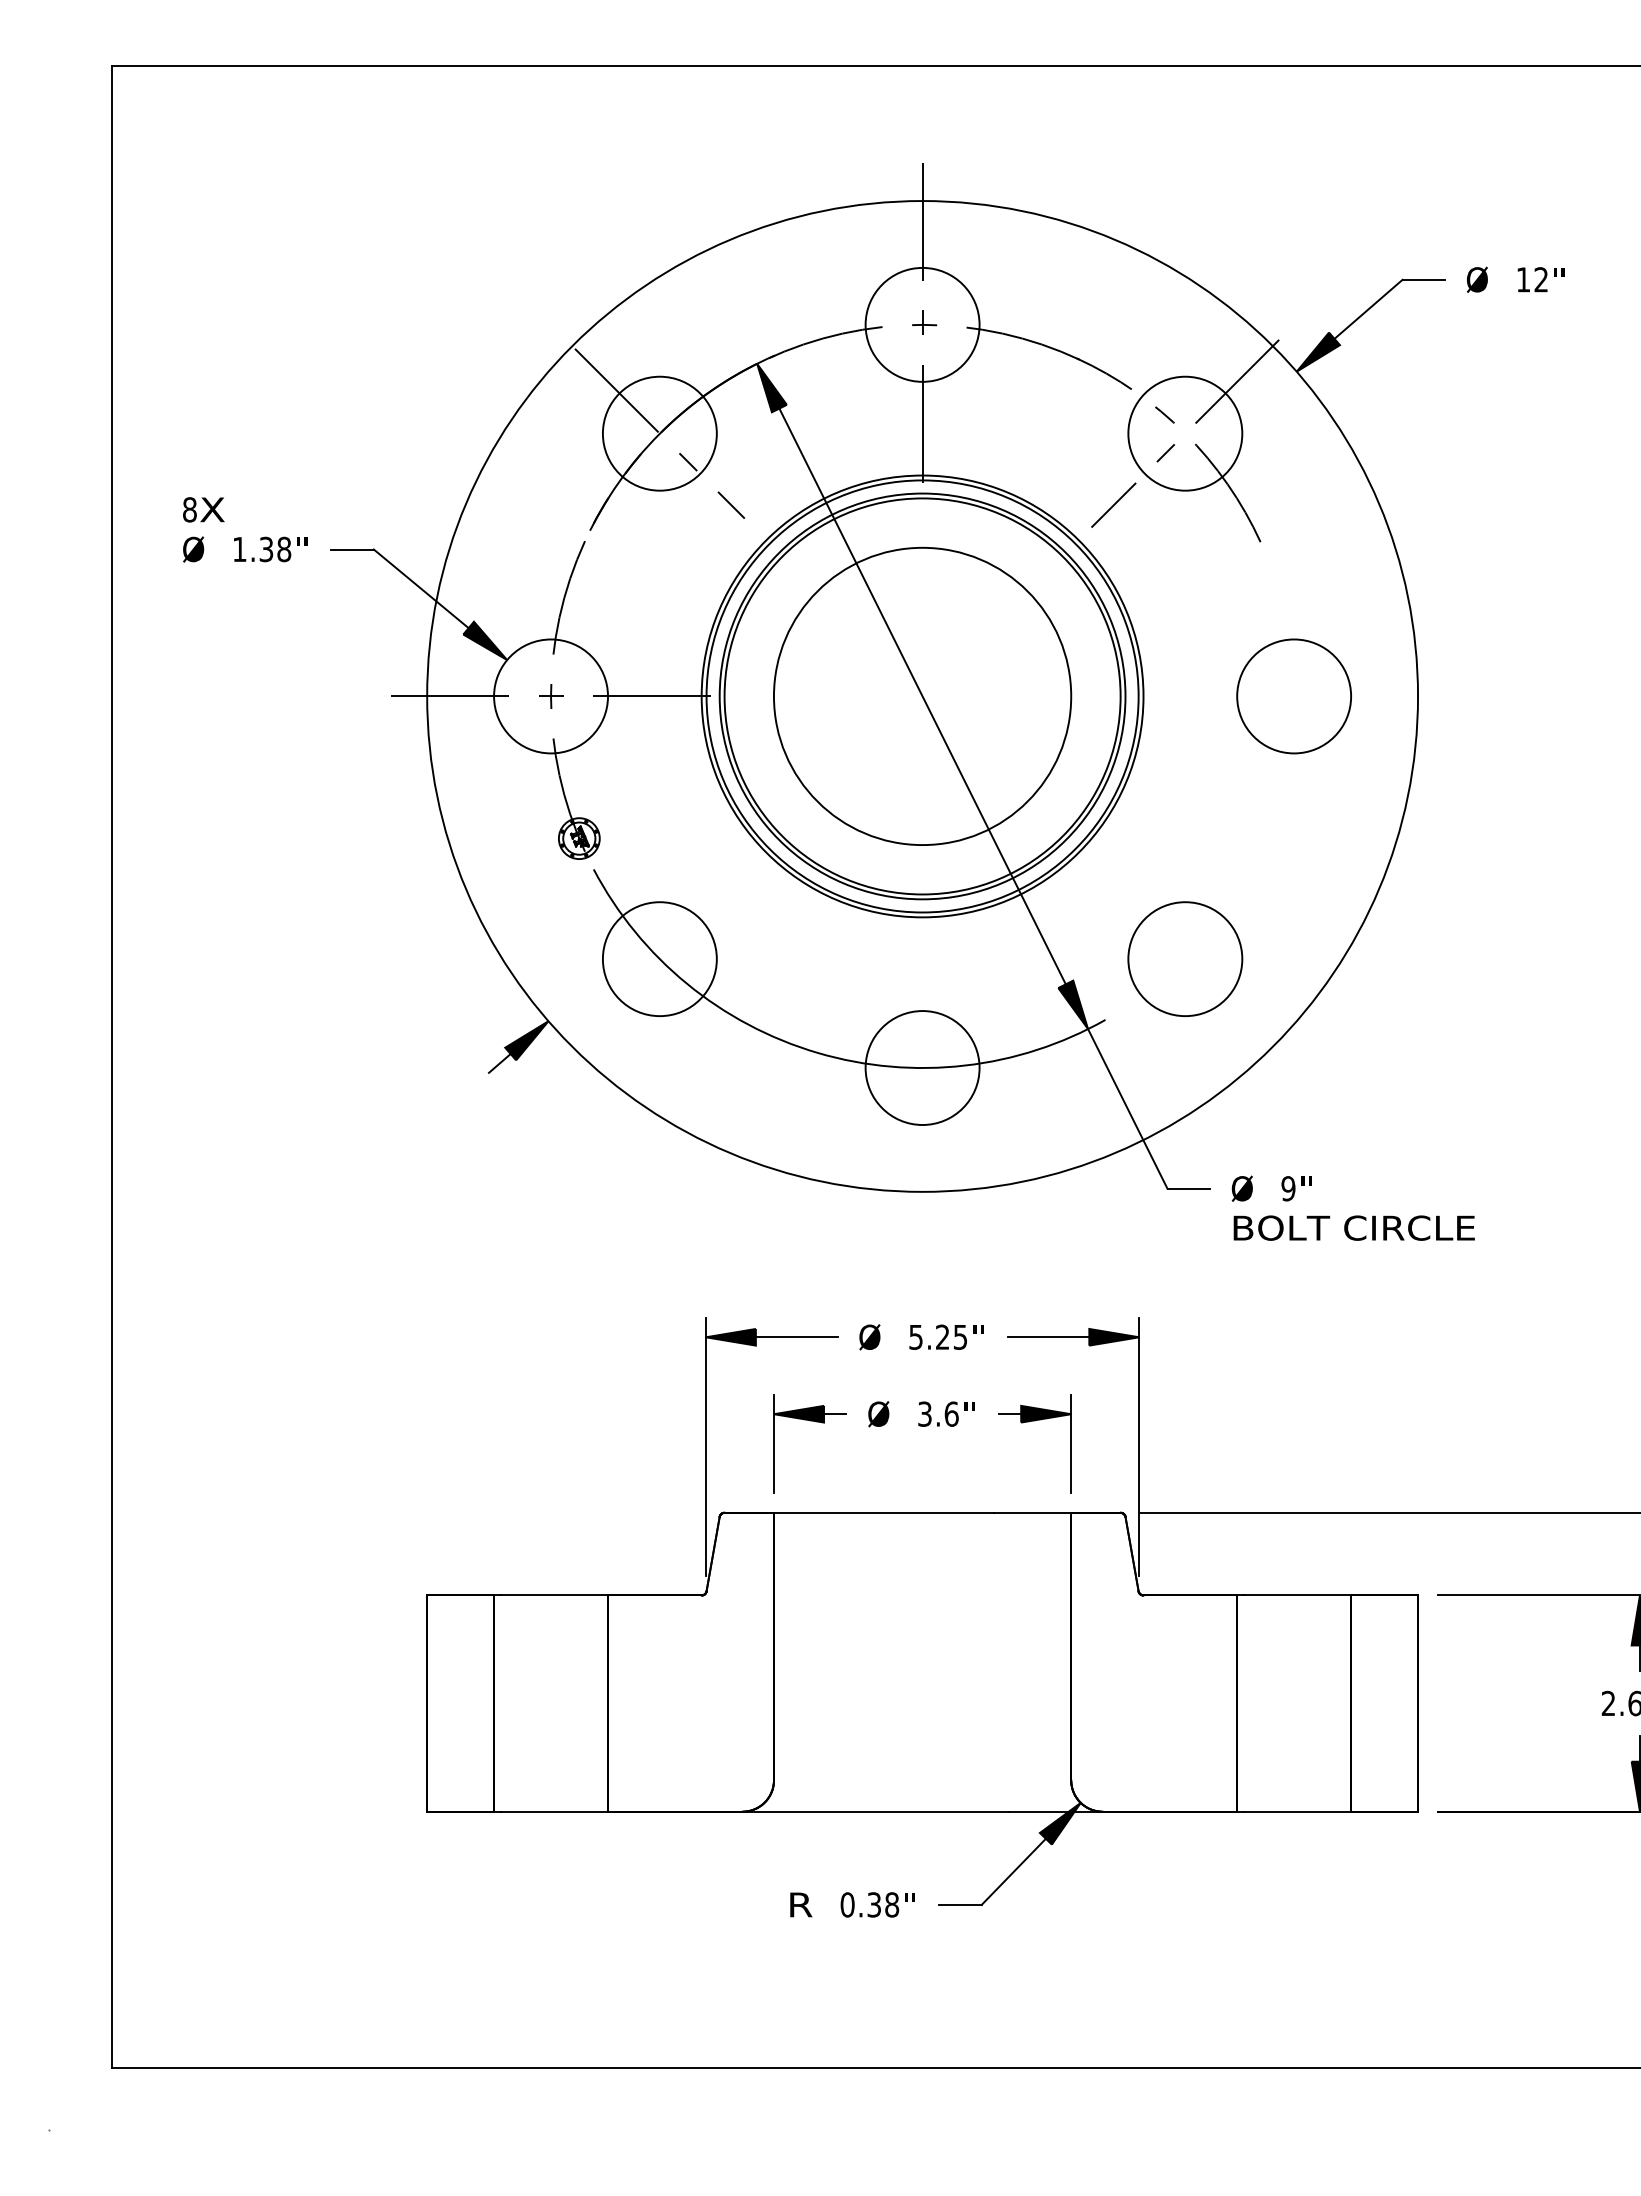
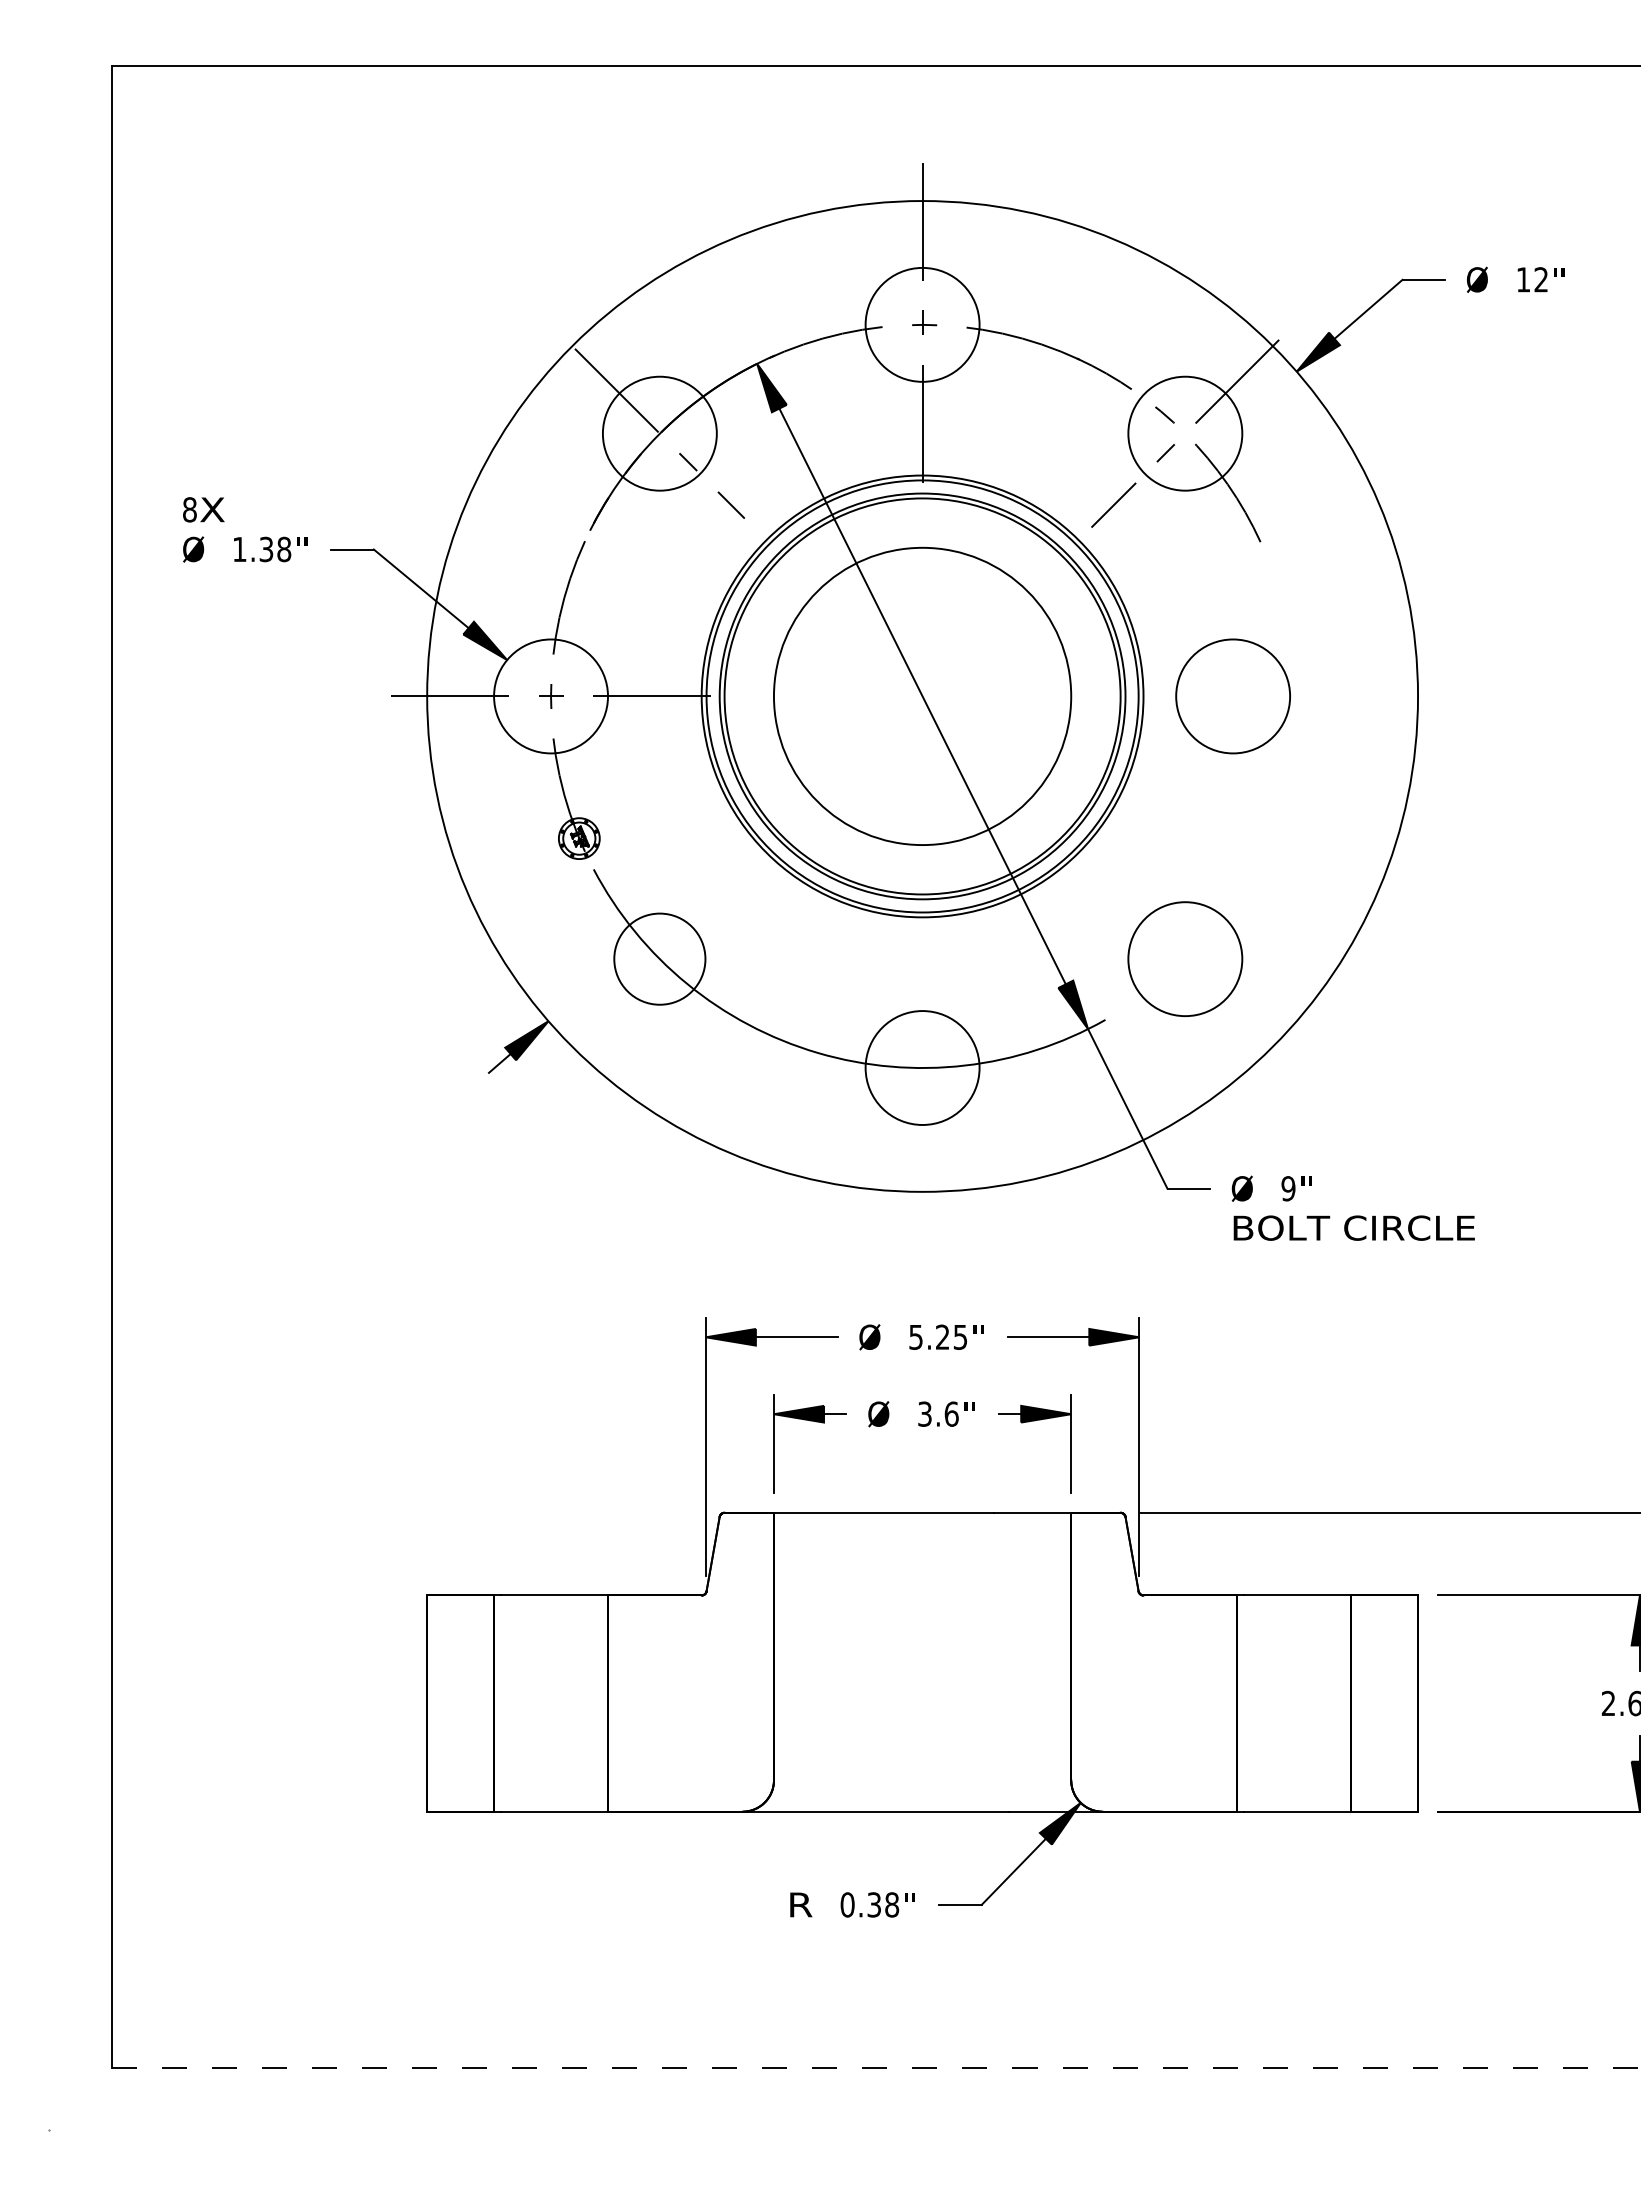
circle position: (1293, 696) -> (1232, 696) (1232, 696)
circle diameter: 114 px -> 91 px (659, 958)
line: solid -> dashed (876, 2067)
